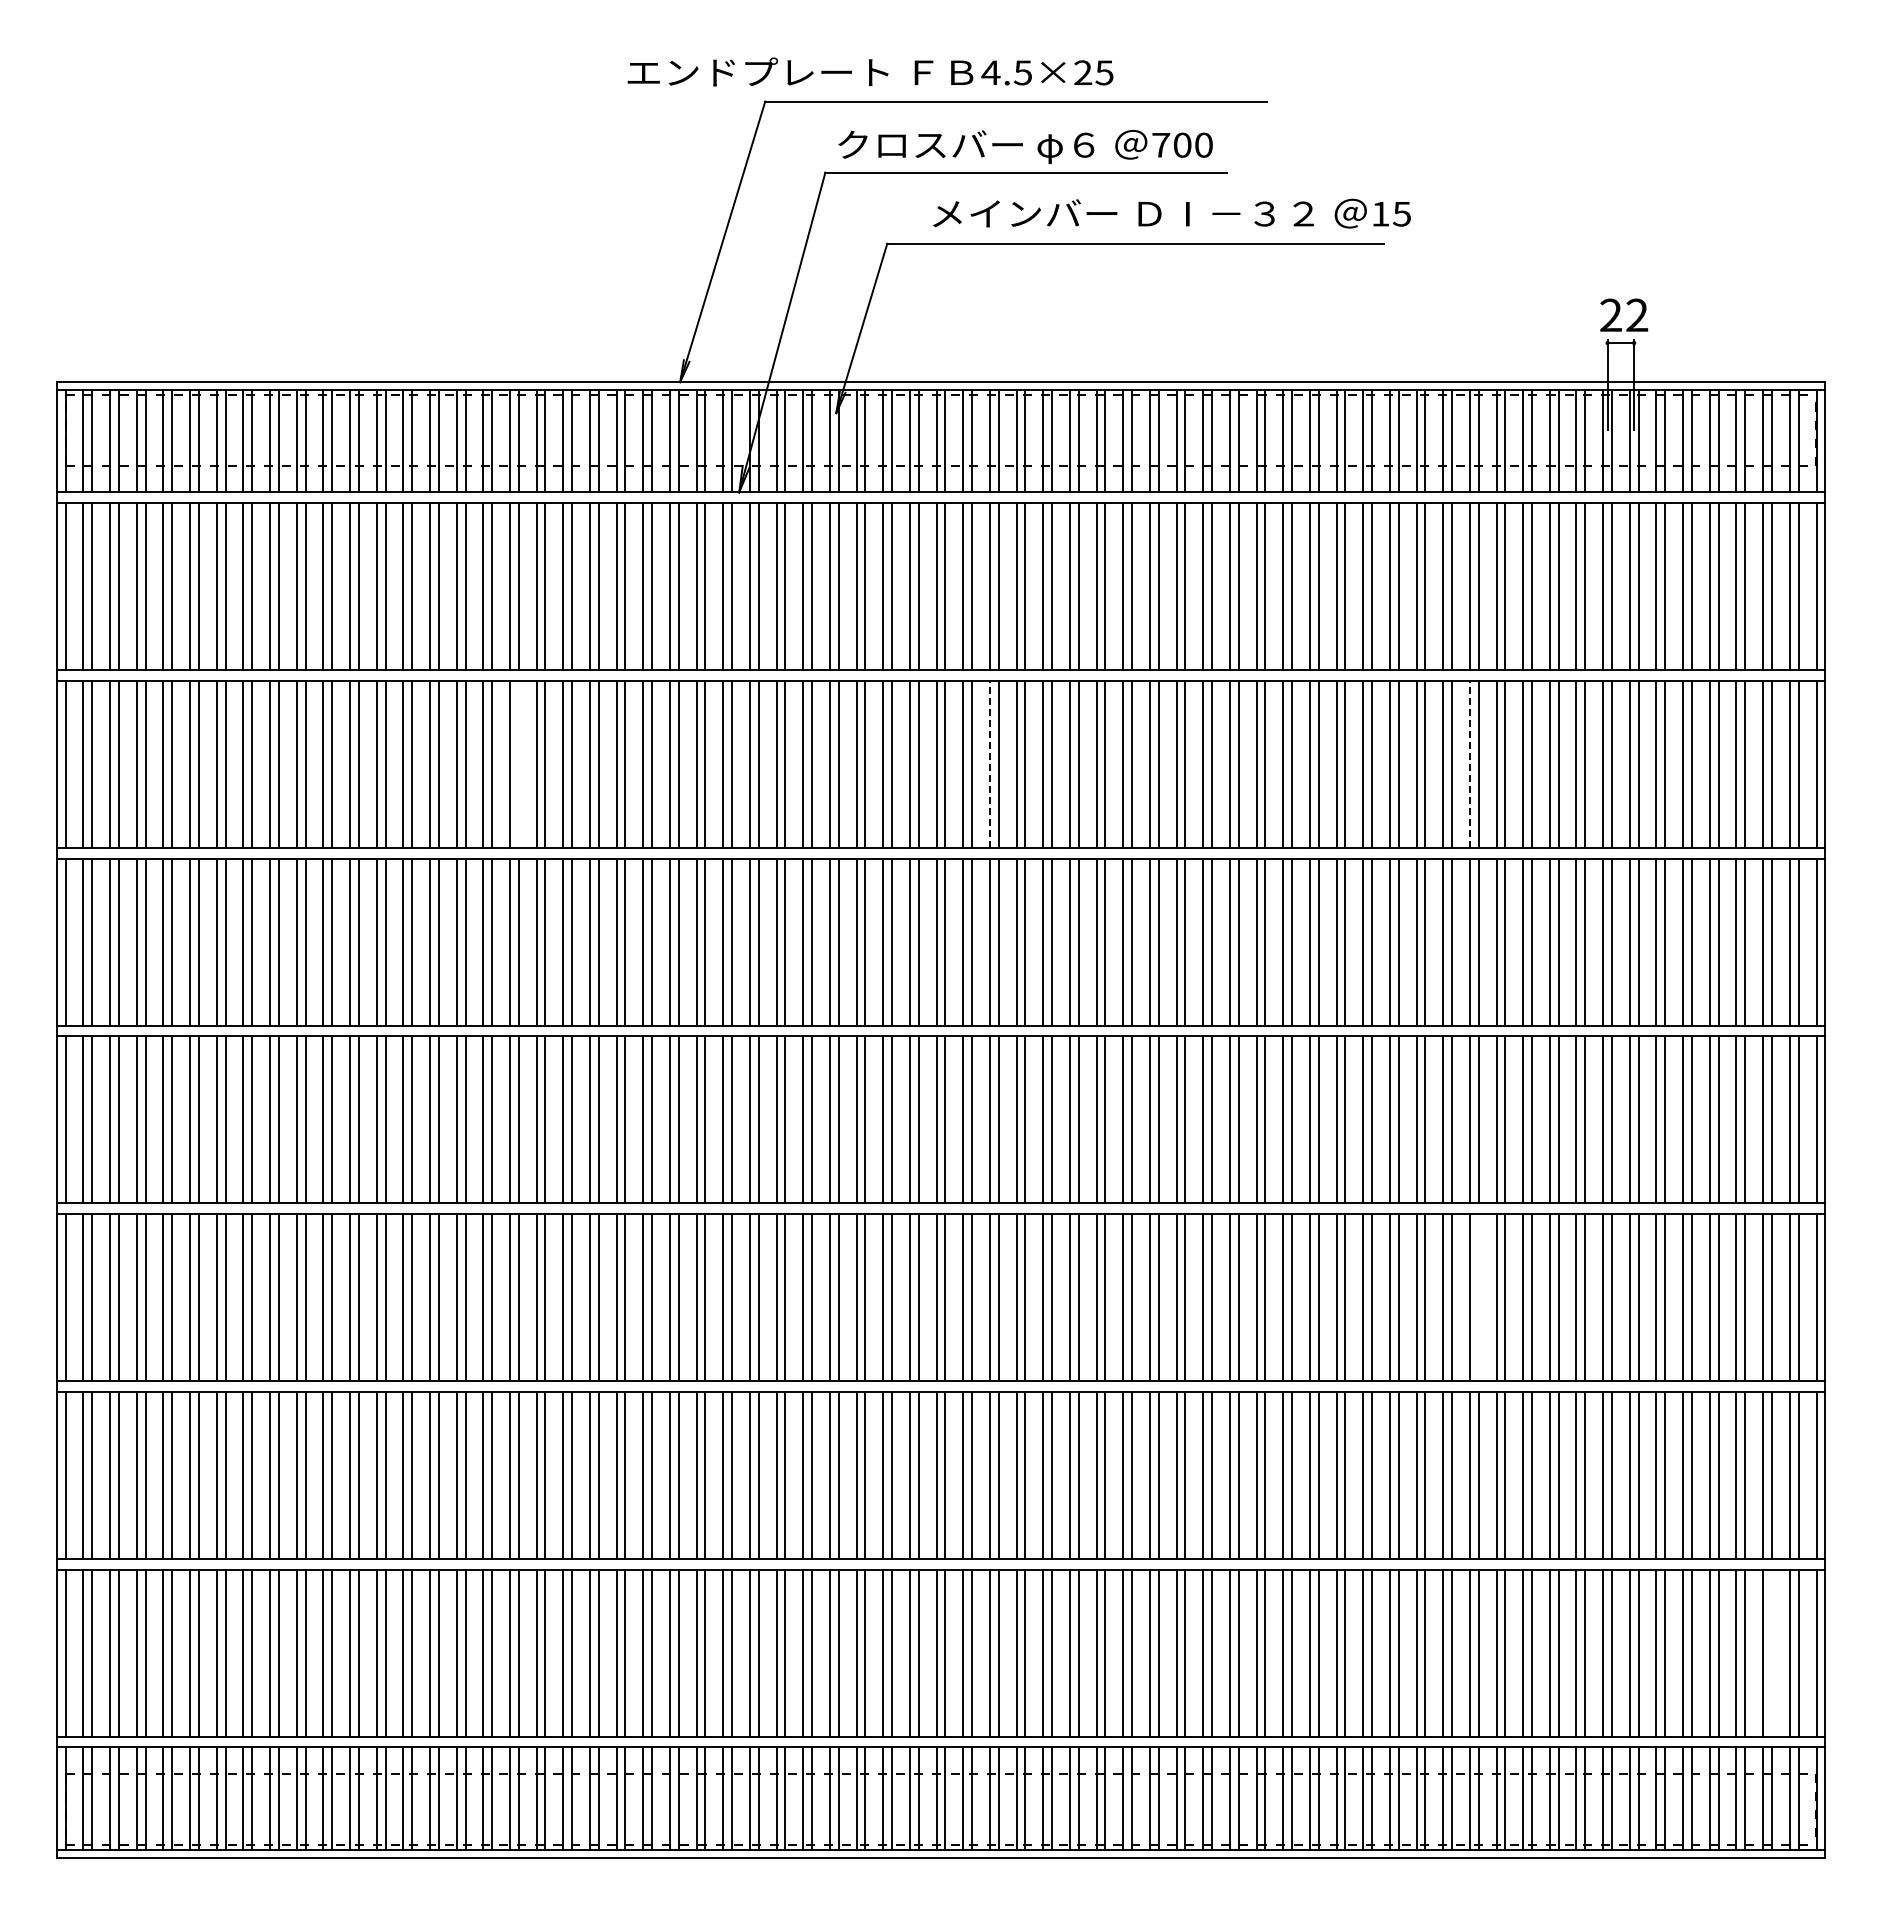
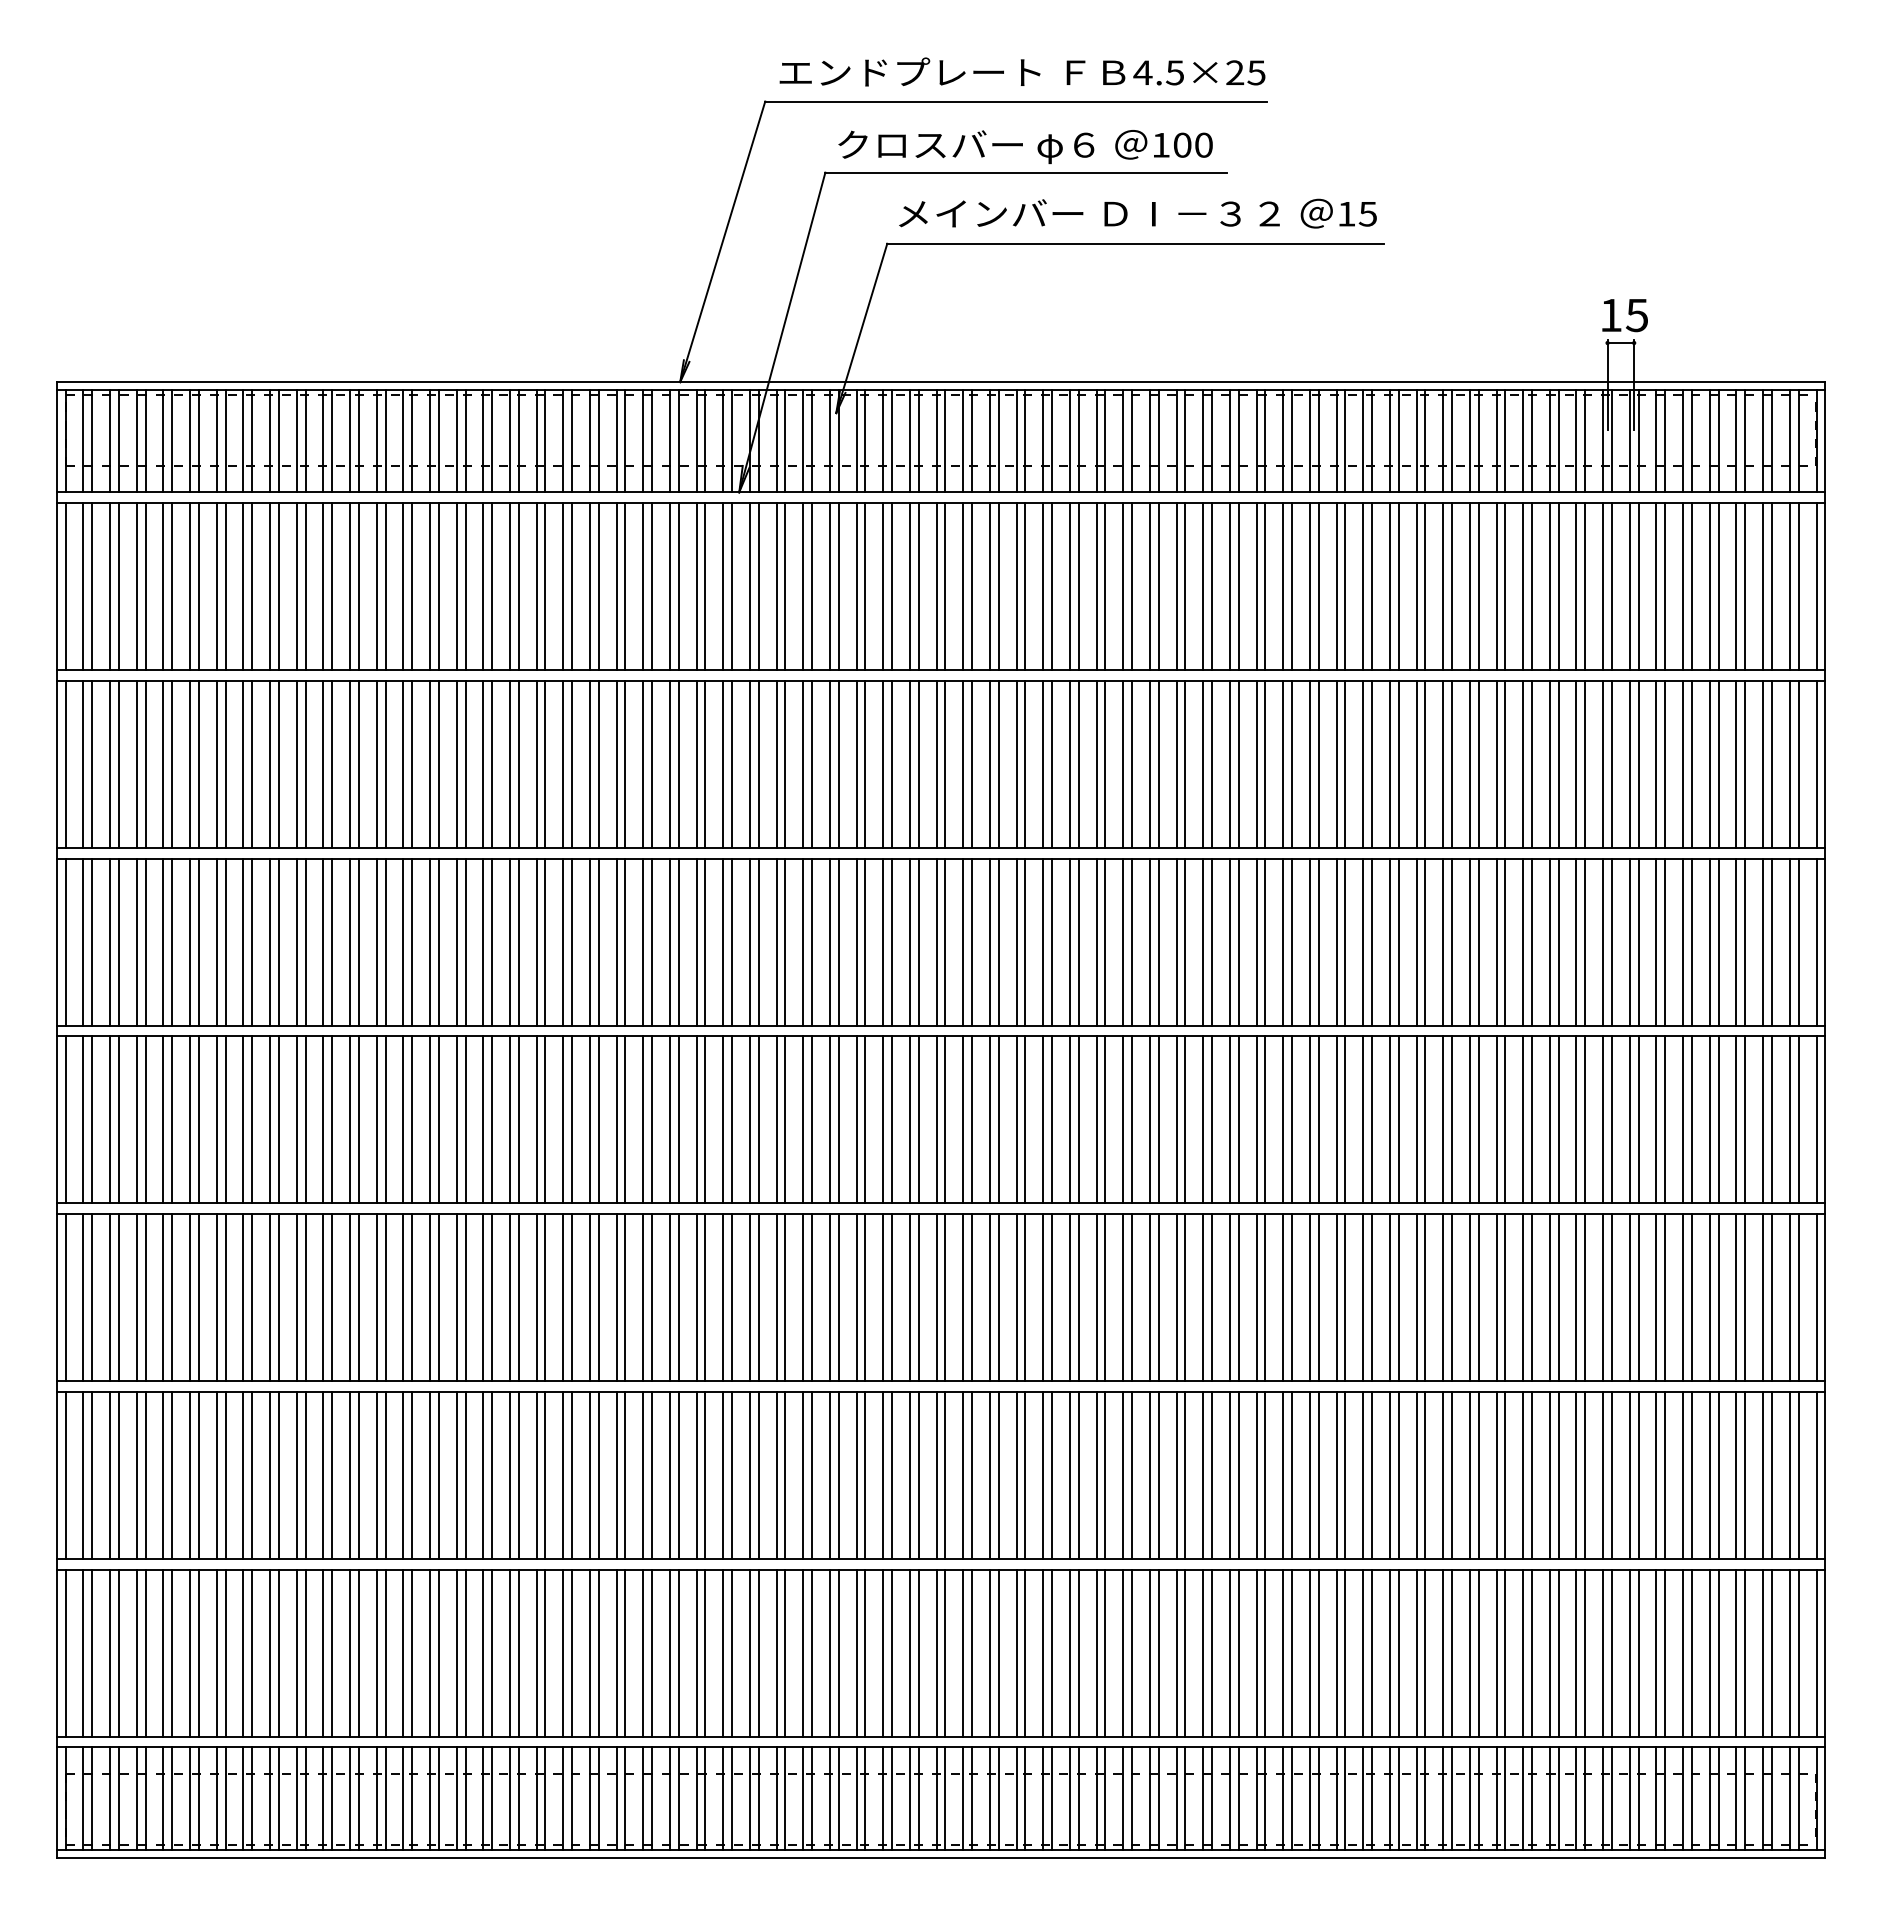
text position: (870, 71) -> (1022, 71) (1022, 71)
text: 700 -> 100 (1161, 145)
text position: (1171, 213) -> (1137, 213) (1137, 213)
text: 22 -> 15 (1624, 315)
line: none -> present (518, 763)
line: dashed -> solid (989, 764)
line: dashed -> solid (1469, 764)
line: none -> present (1478, 1297)
line: none -> present (1772, 1652)
